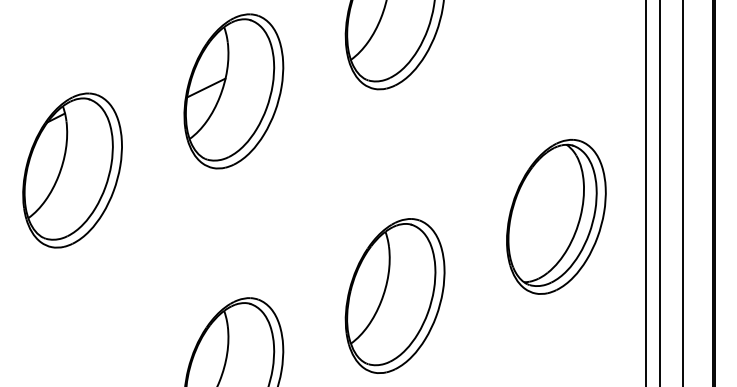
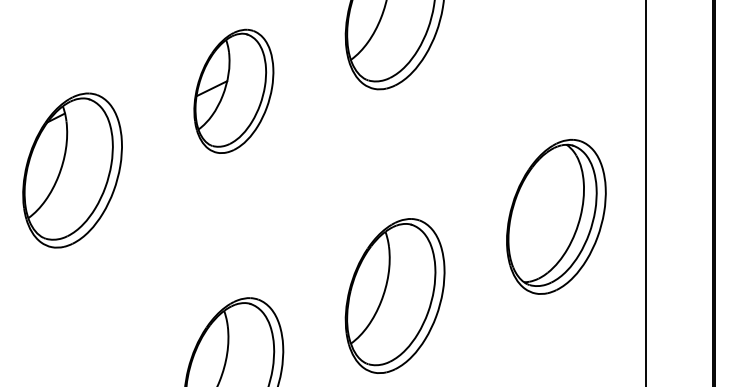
part size: 102x157 px -> 82x126 px (233, 90)
line: present -> none (660, 192)
line: present -> none (682, 192)
